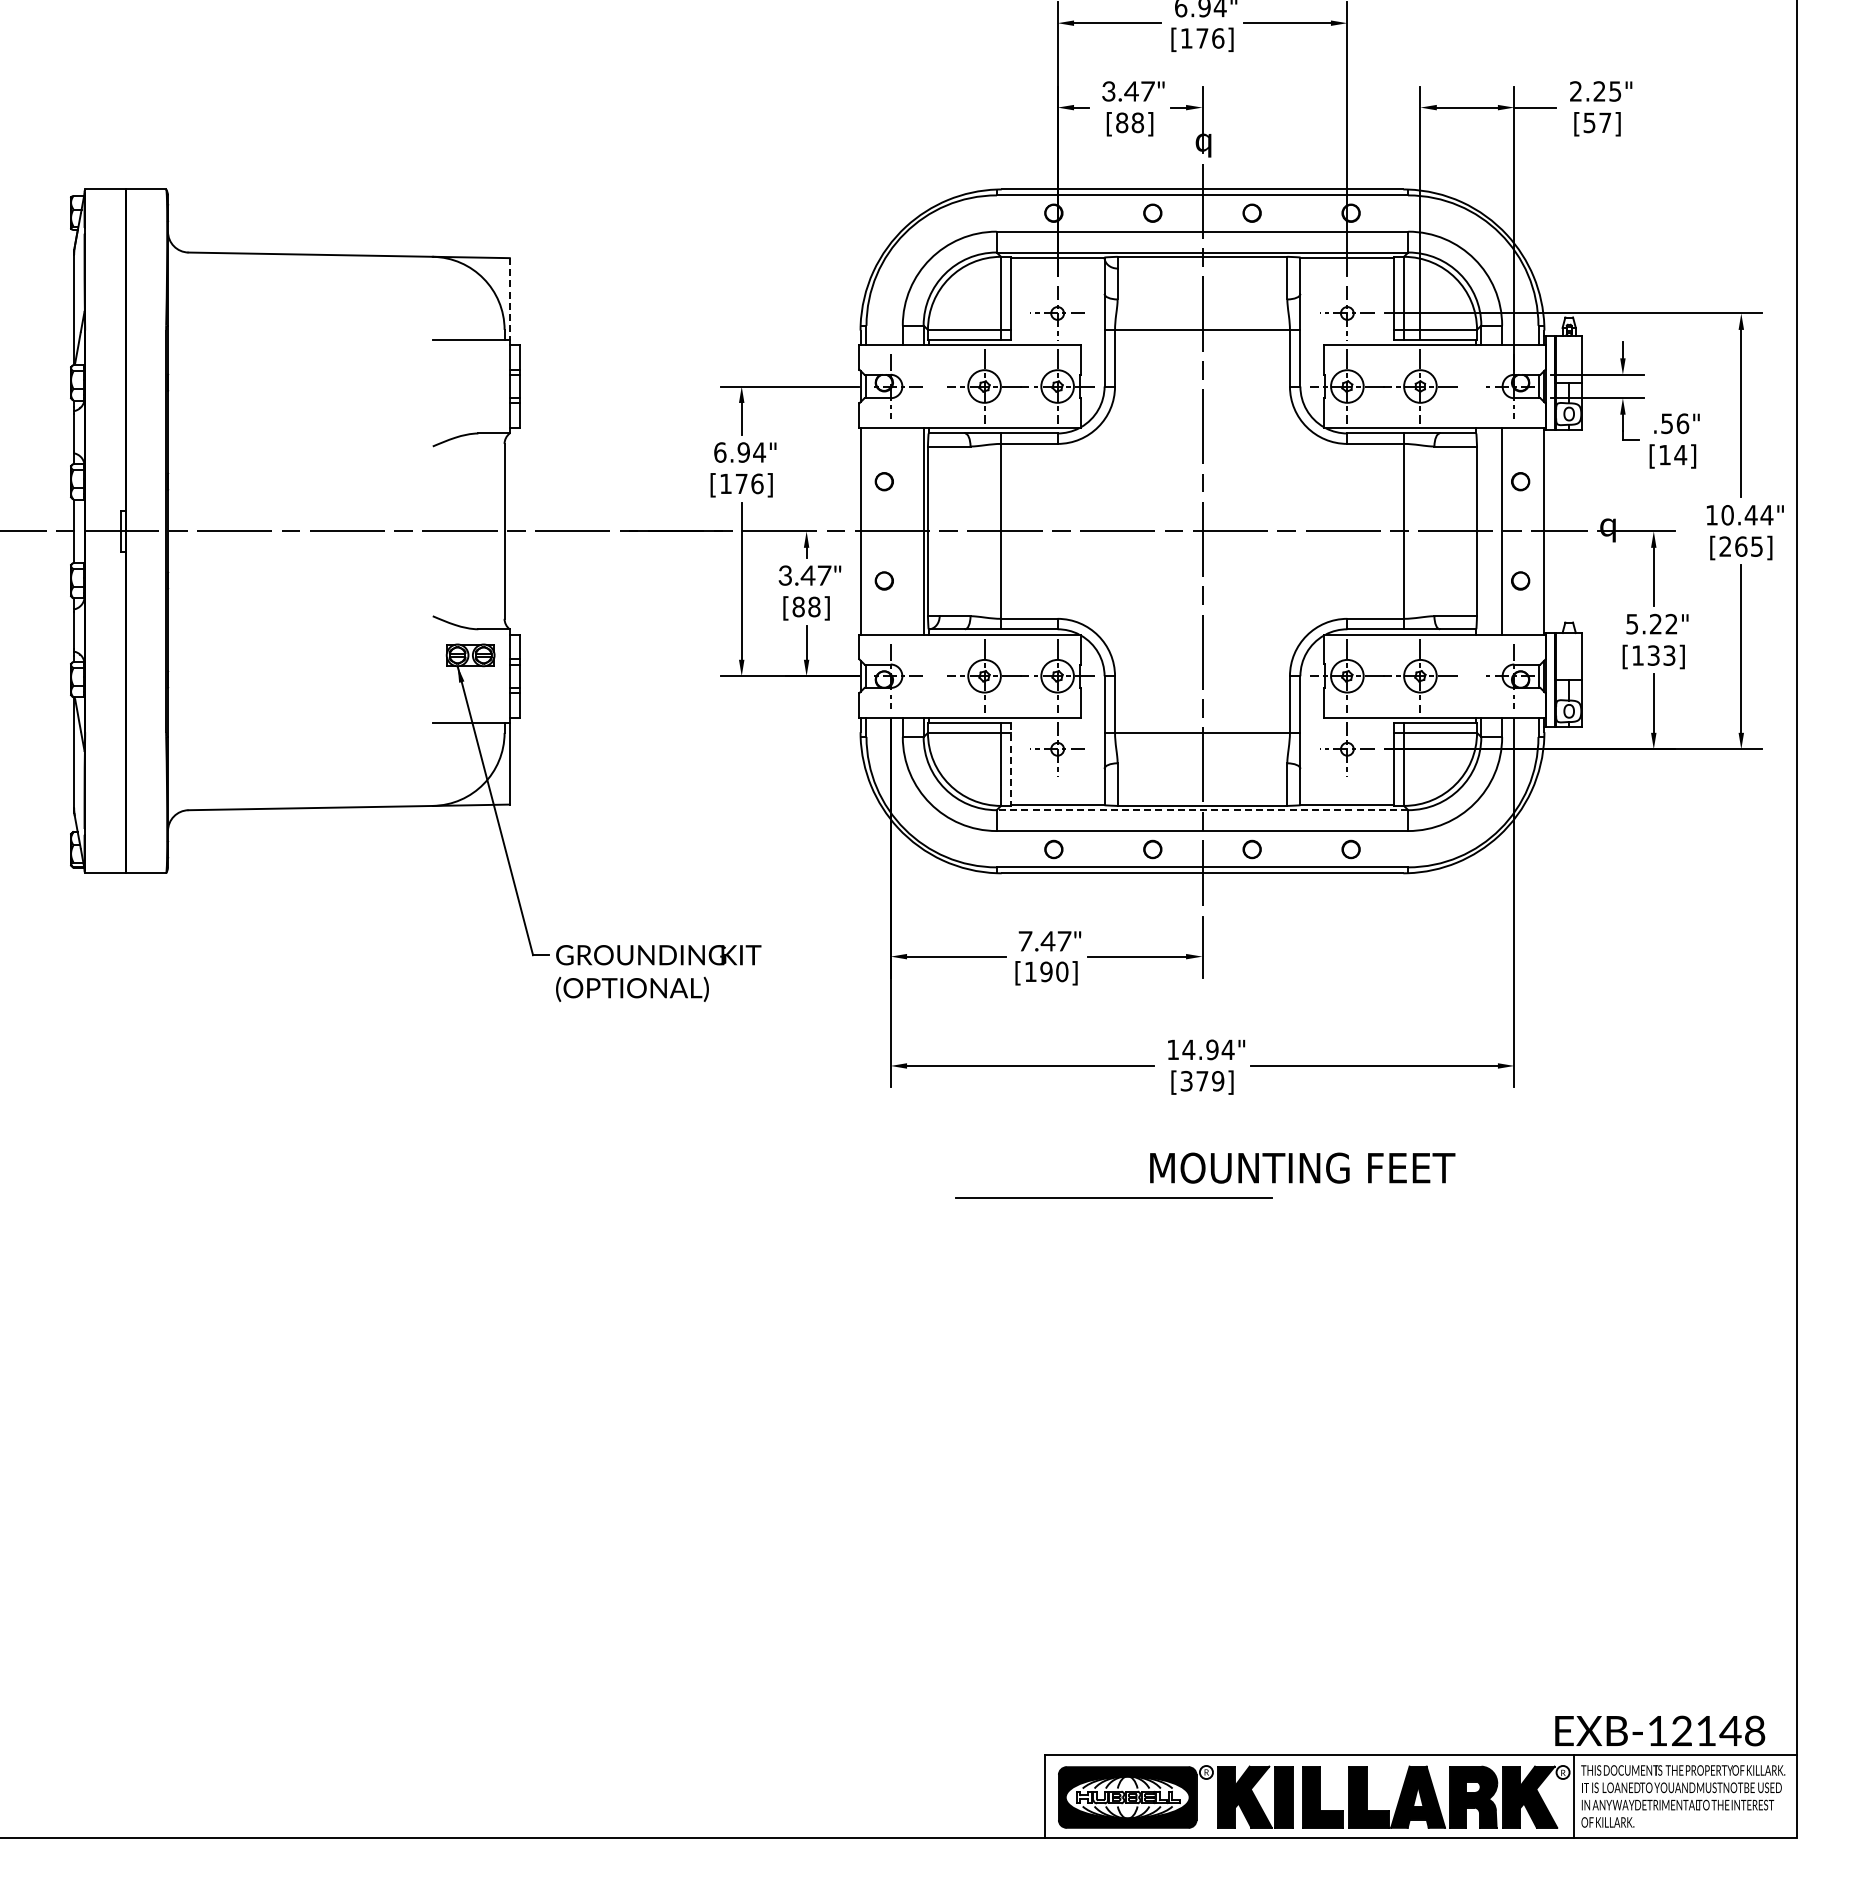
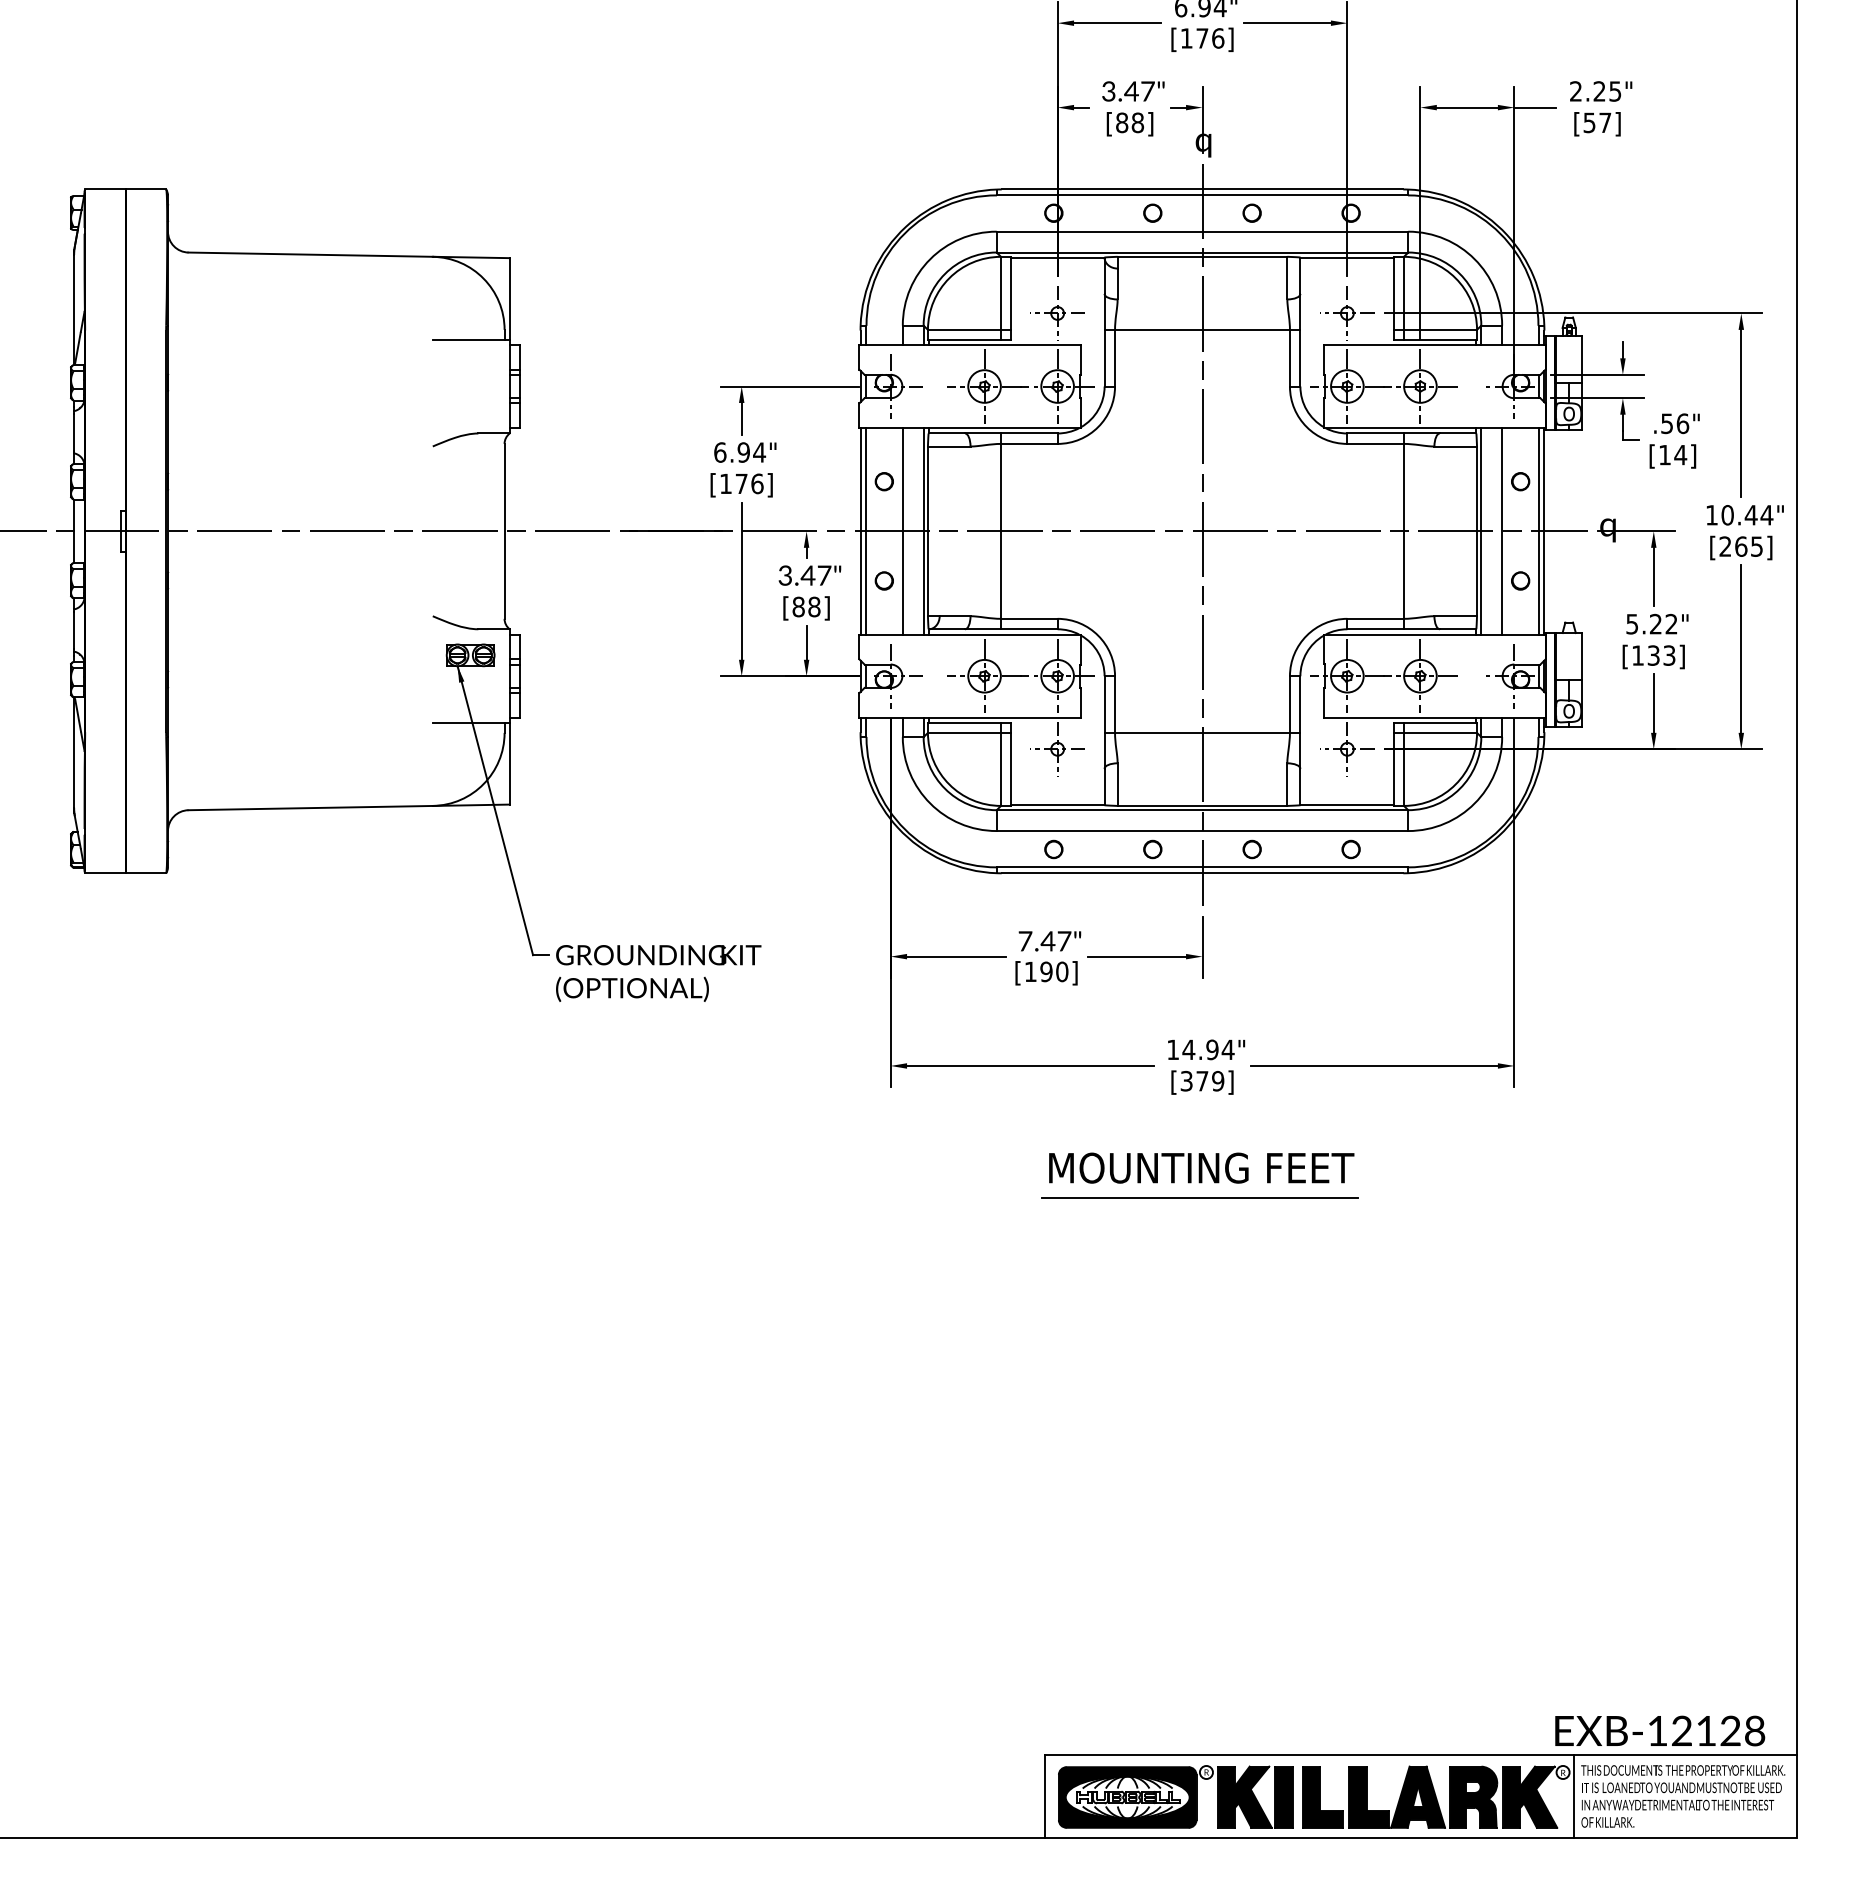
line: dashed -> solid (509, 298)
line: none -> present (866, 531)
line: none -> present (902, 531)
line: none -> present (1481, 531)
line: none -> present (1538, 531)
line: dashed -> solid (1010, 763)
line: dashed -> solid (1202, 810)
text position: (1302, 1167) -> (1201, 1167) (1201, 1167)
line position: (1113, 1197) -> (1199, 1197) (1199, 1197)
text: EXB-12148 -> EXB-12128 (1730, 1730)
